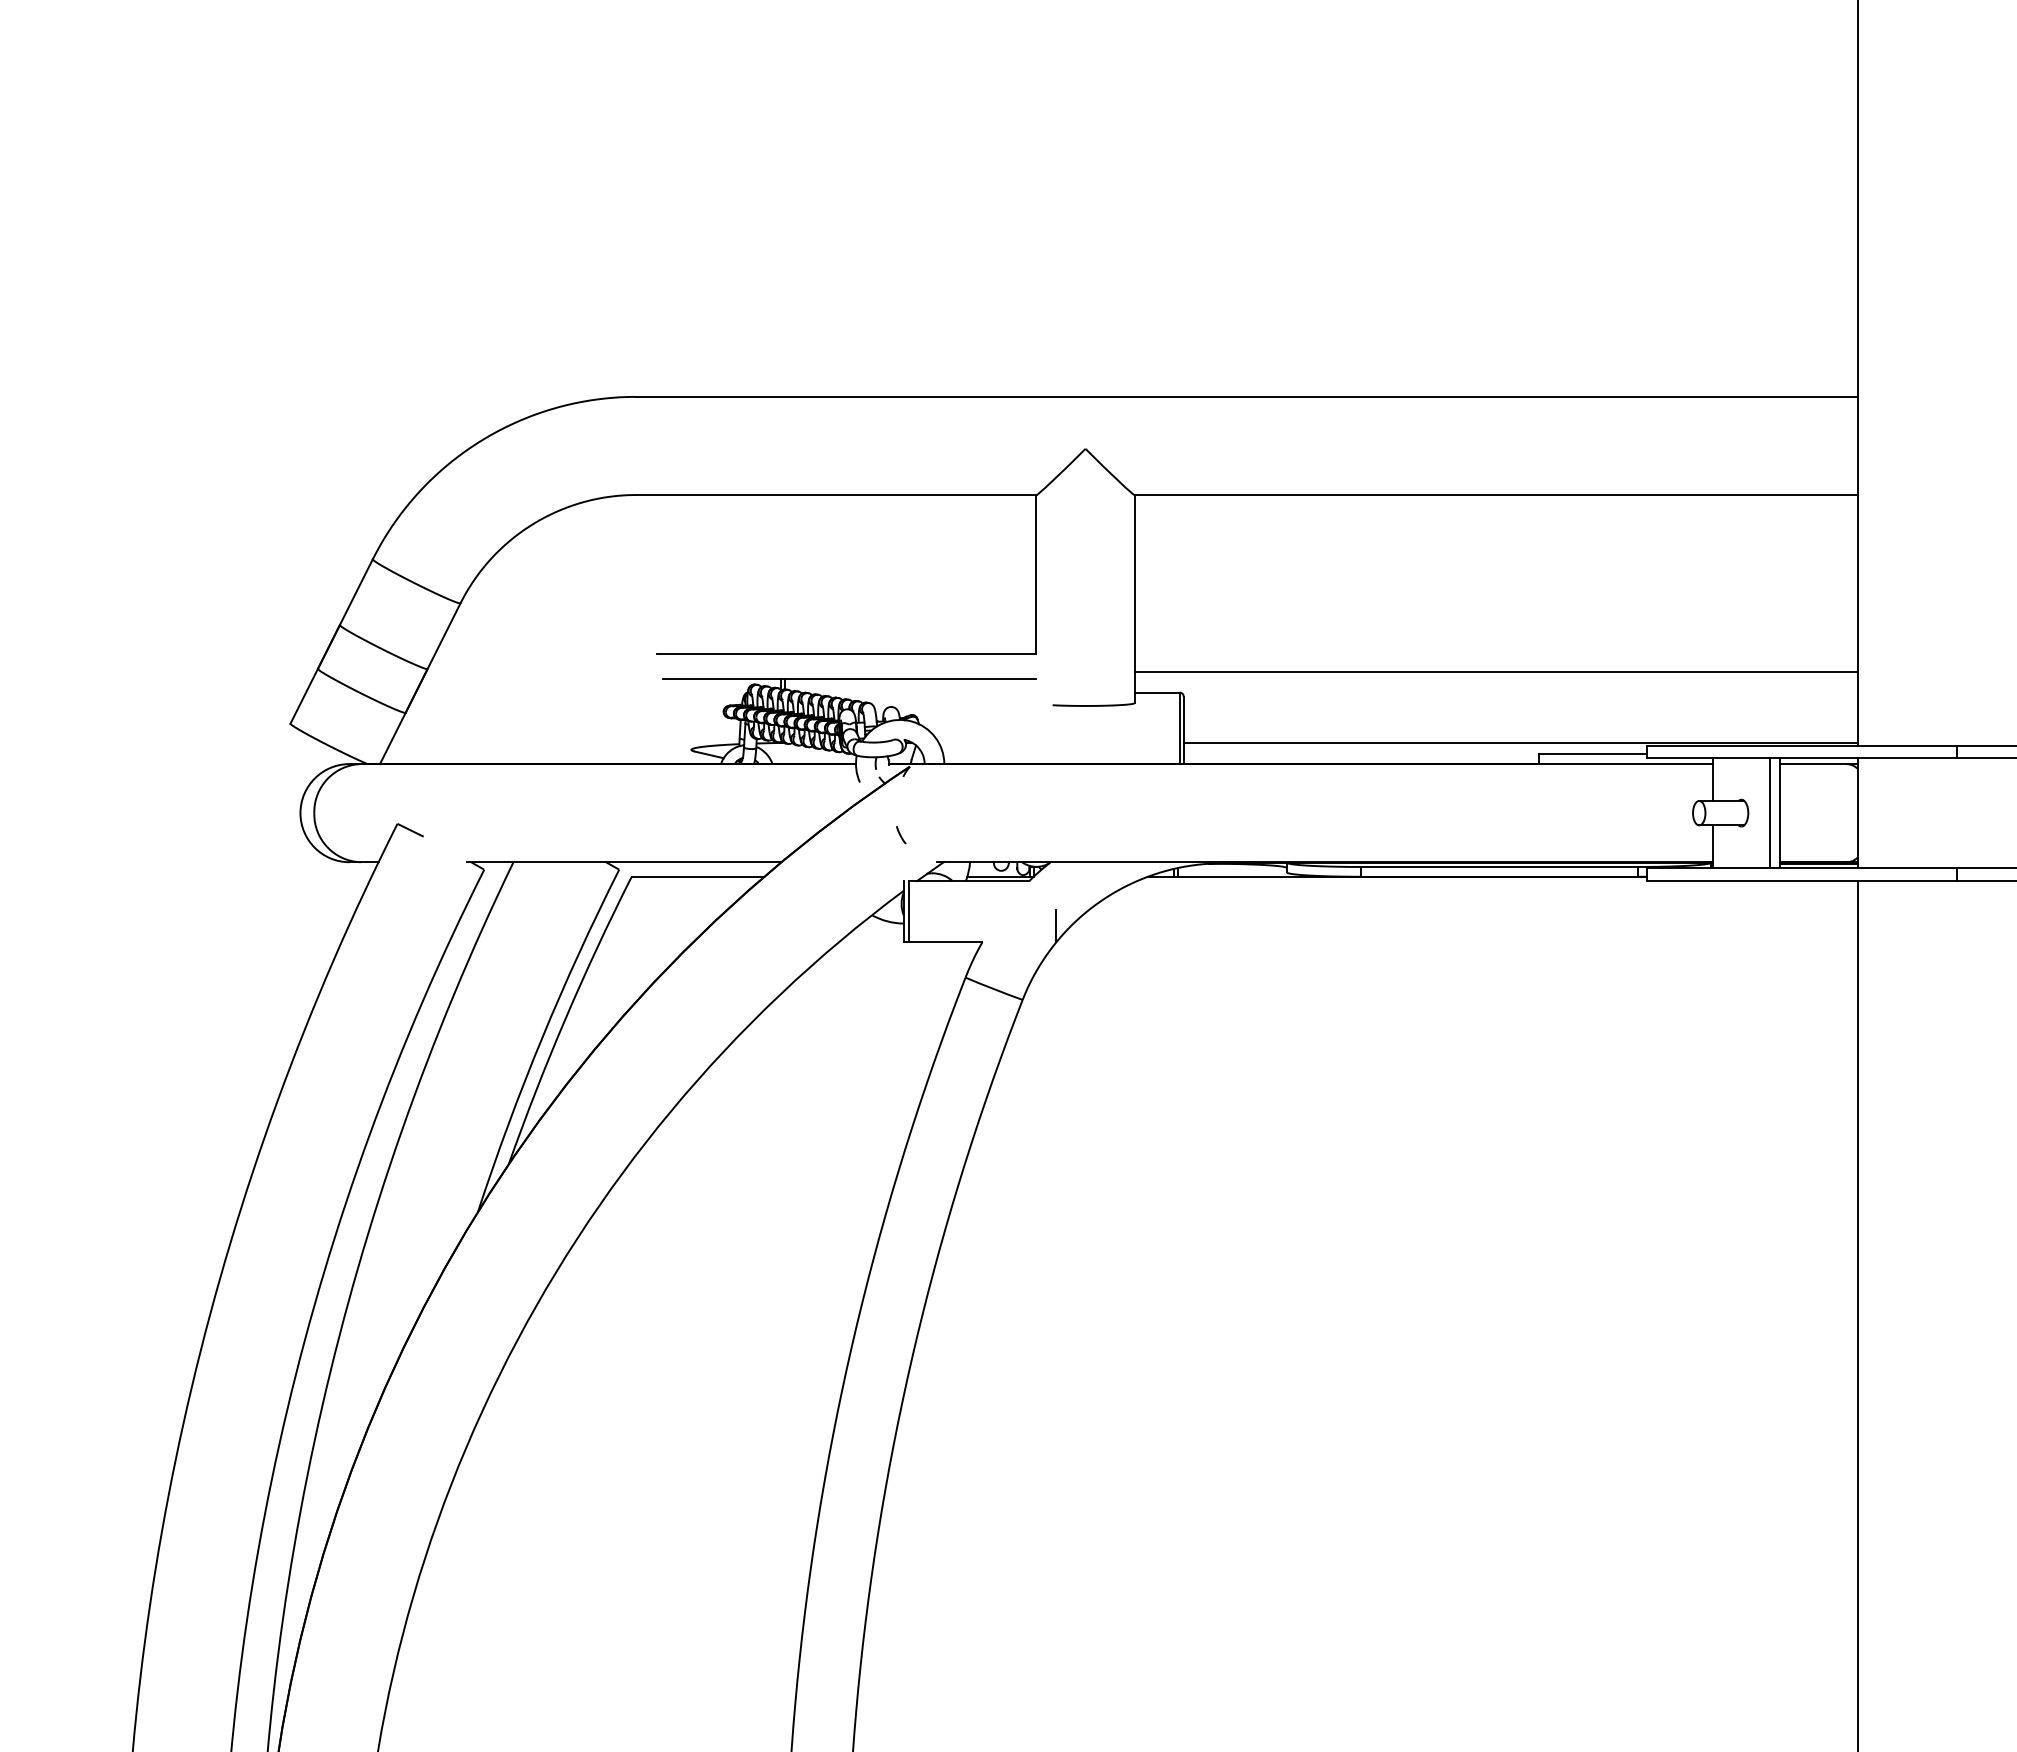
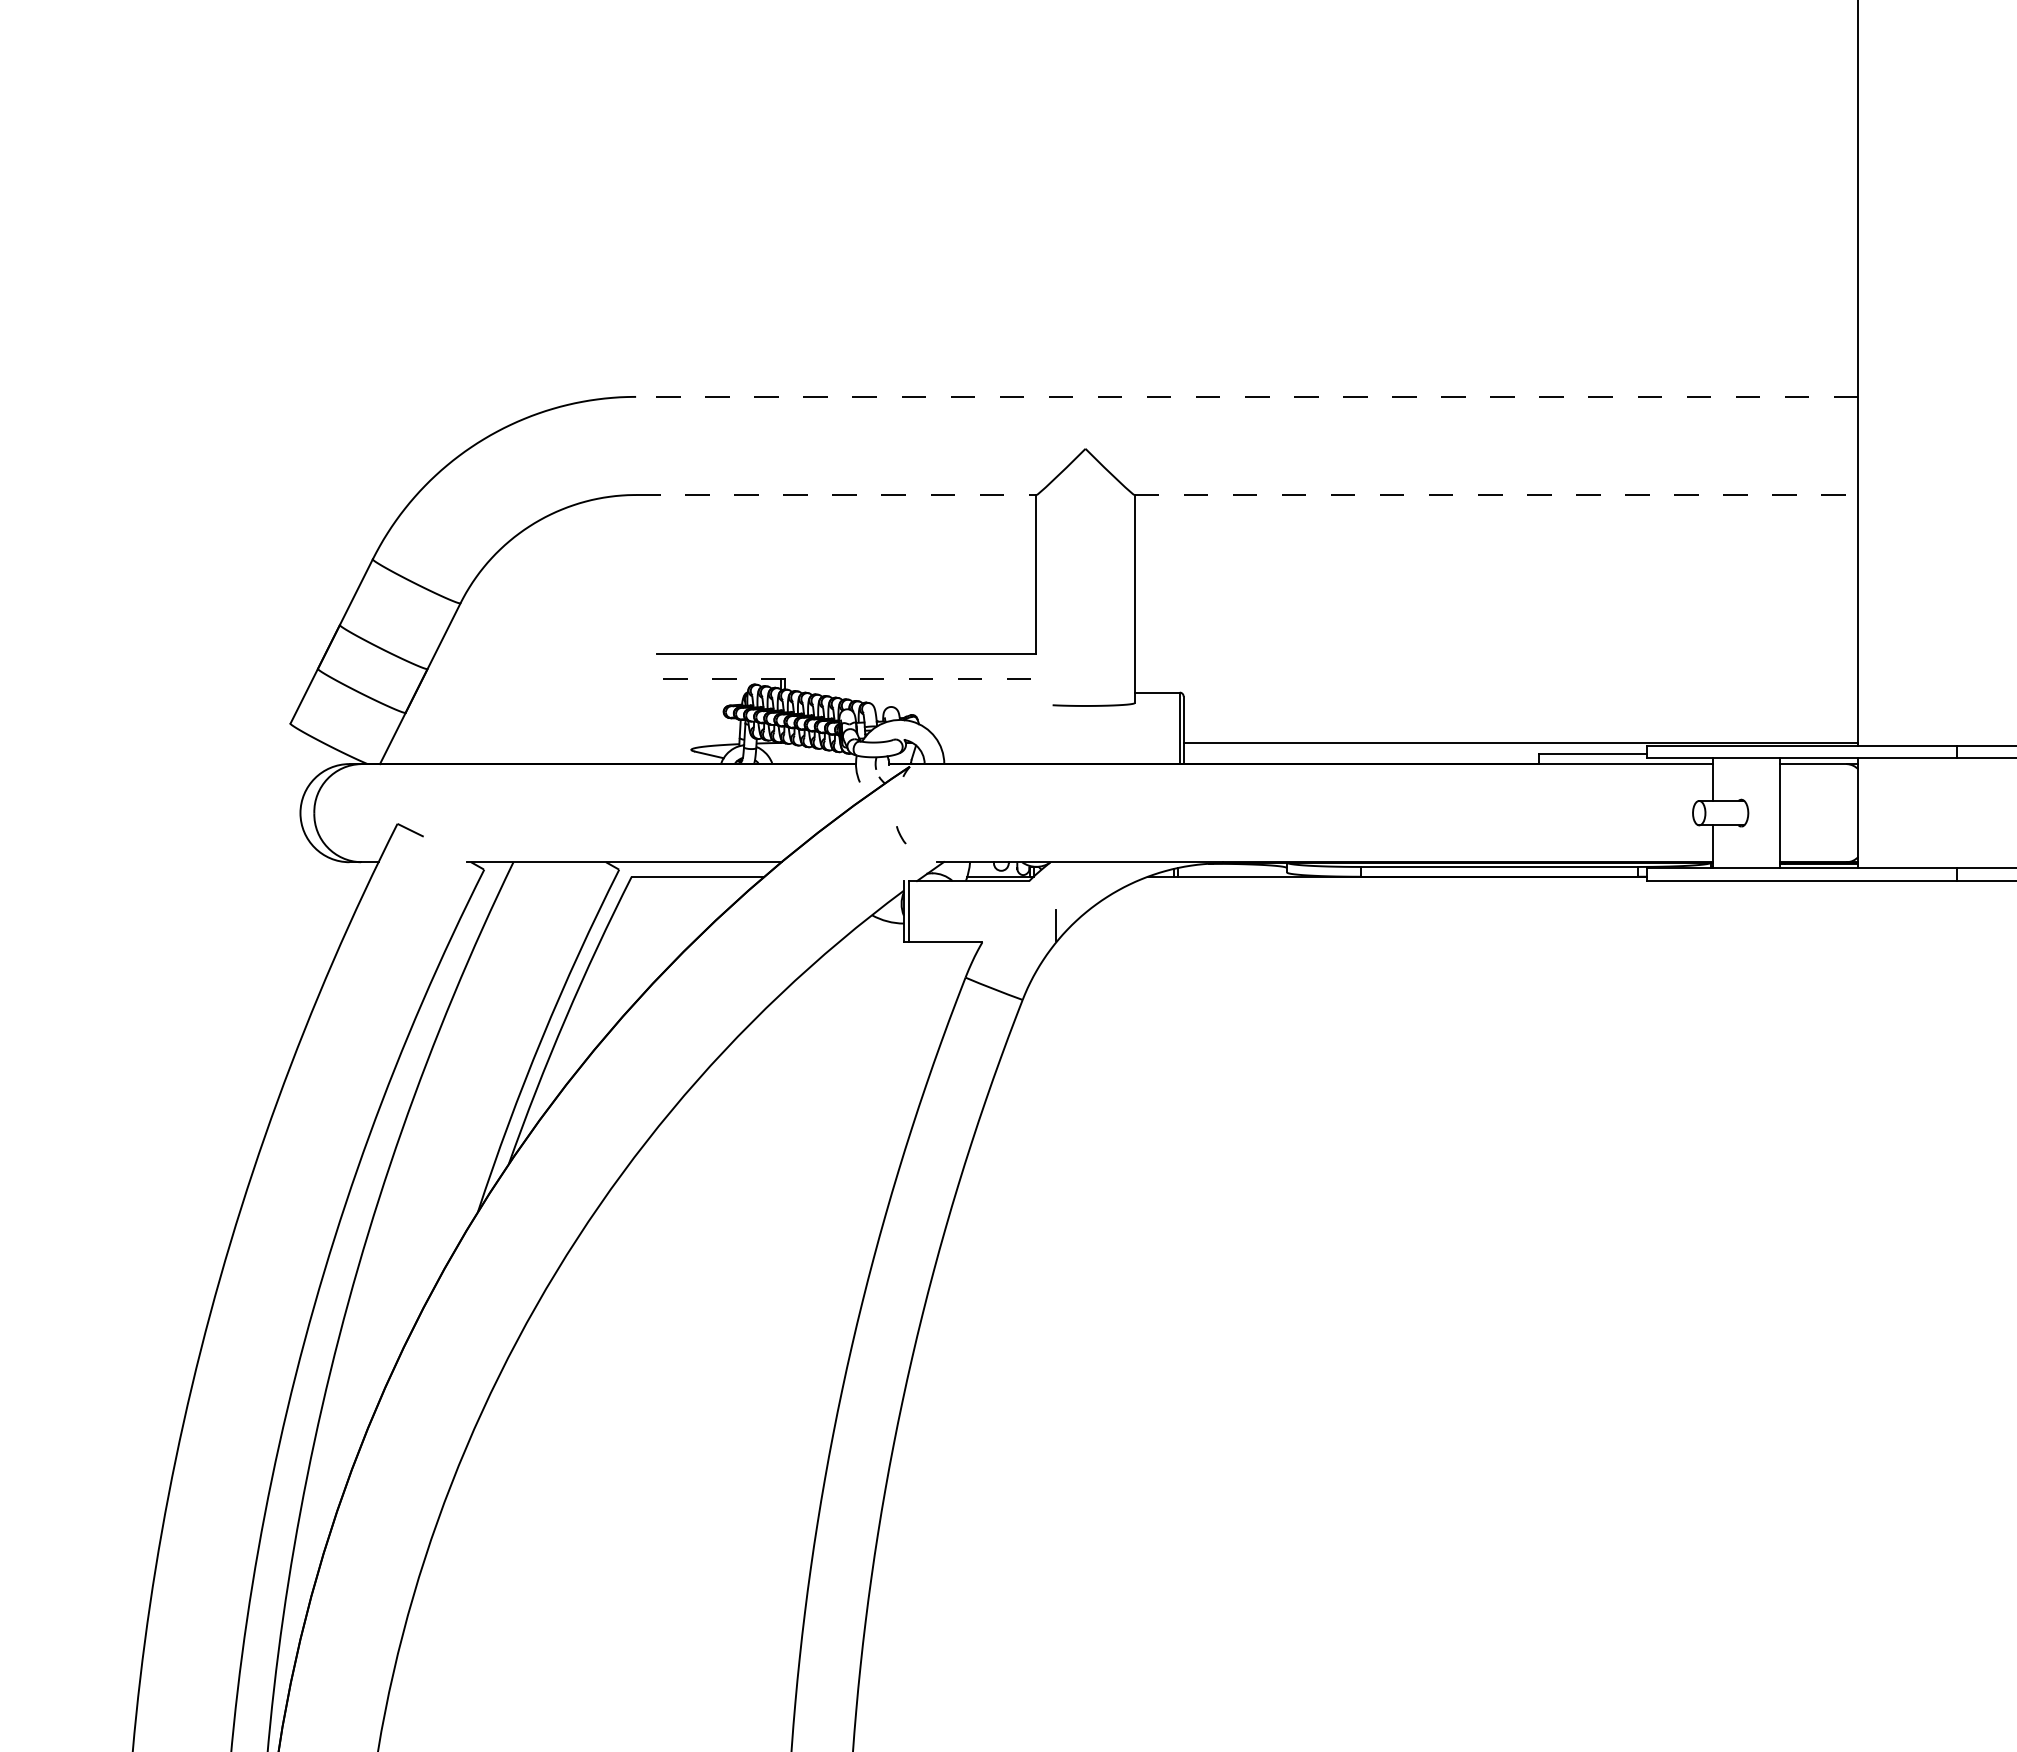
line: solid -> dashed (1246, 396)
line: solid -> dashed (836, 495)
line: solid -> dashed (1496, 495)
line: present -> none (1496, 672)
line: solid -> dashed (849, 678)
line: present -> none (1769, 812)
line: present -> none (1858, 1314)
